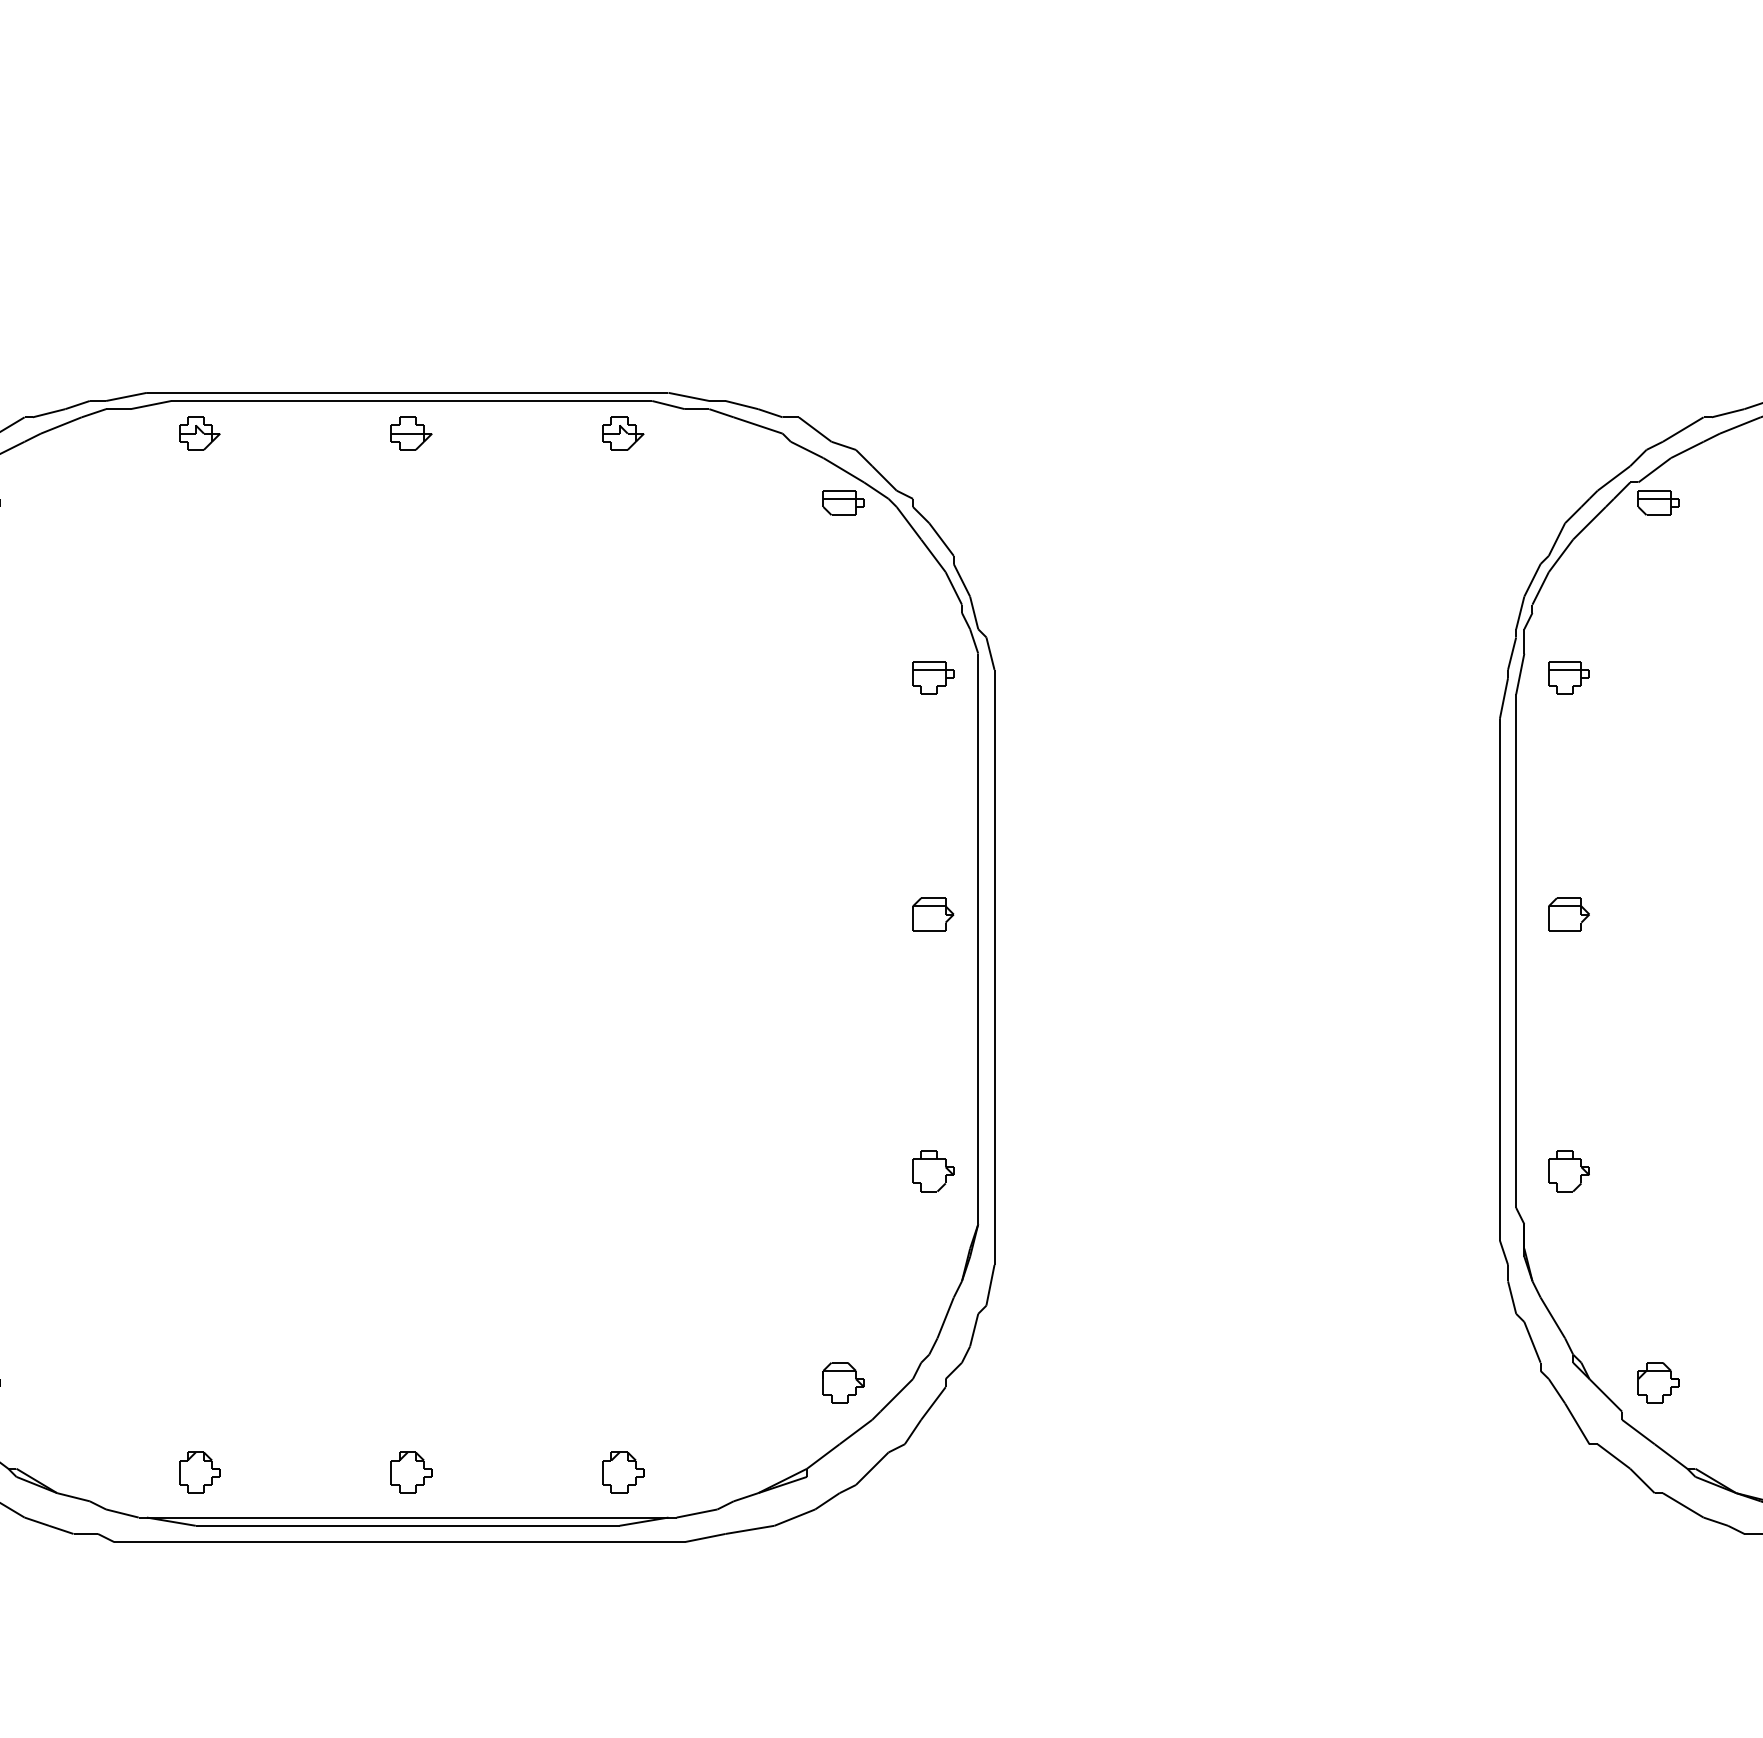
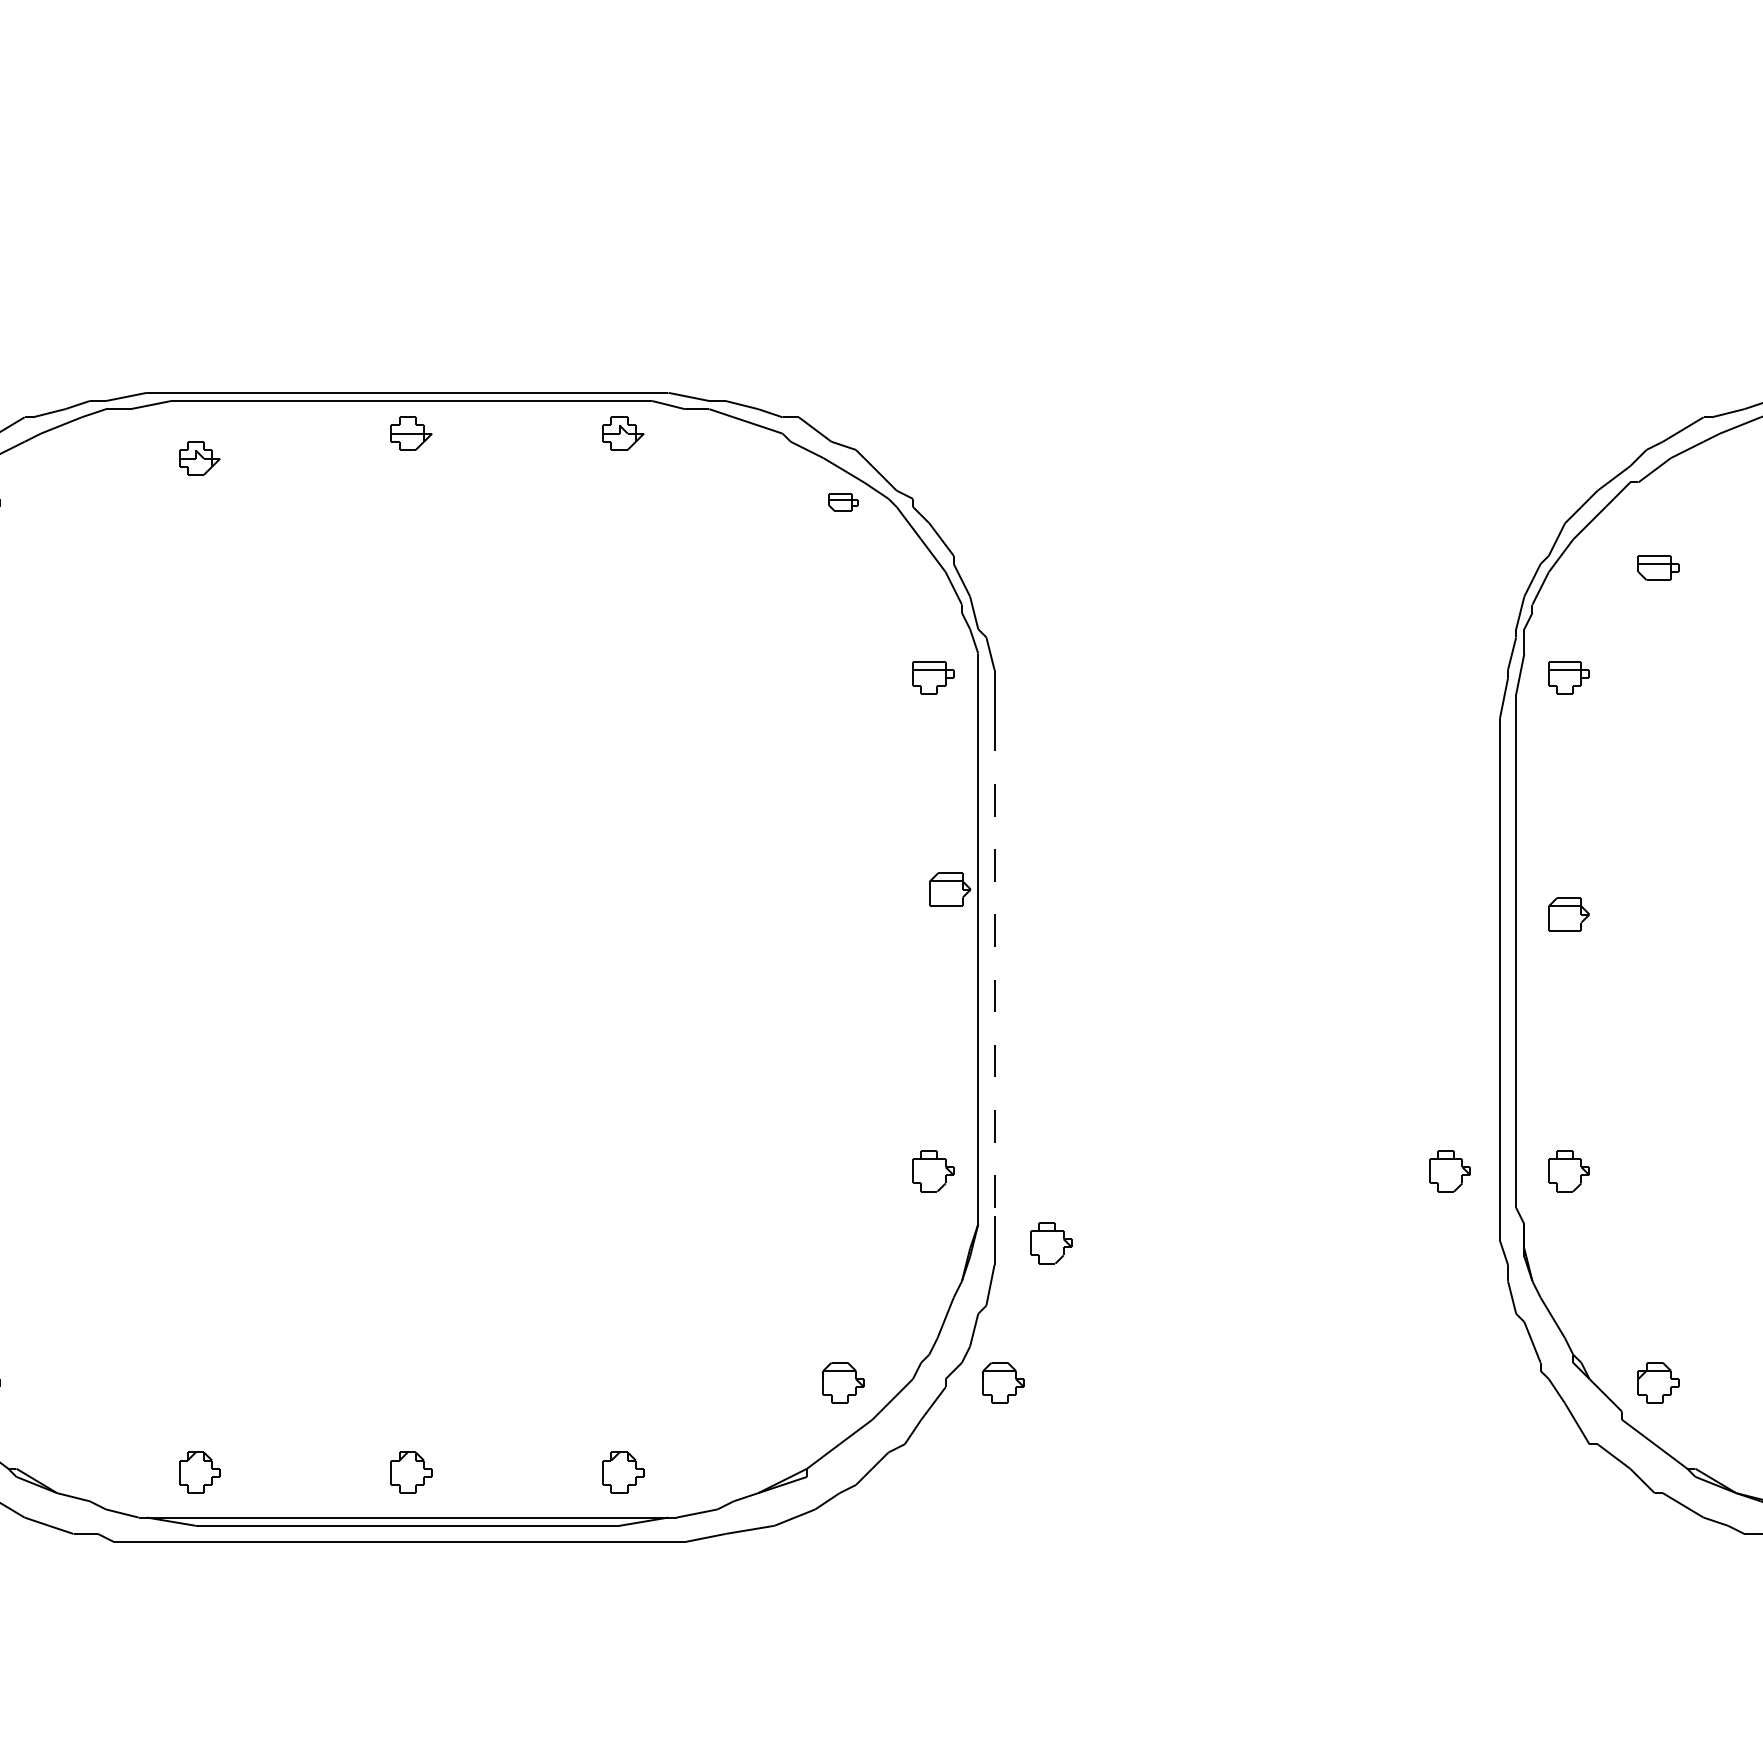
part position: (199, 433) -> (199, 458) (199, 458)
part size: 43x26 px -> 31x19 px (843, 502)
part position: (1658, 502) -> (1658, 567) (1658, 567)
part position: (933, 914) -> (950, 889) (950, 889)
line: solid -> dashed (994, 967)
part: none -> present (1449, 1171)
part: none -> present (1051, 1243)
part: none -> present (1003, 1382)
